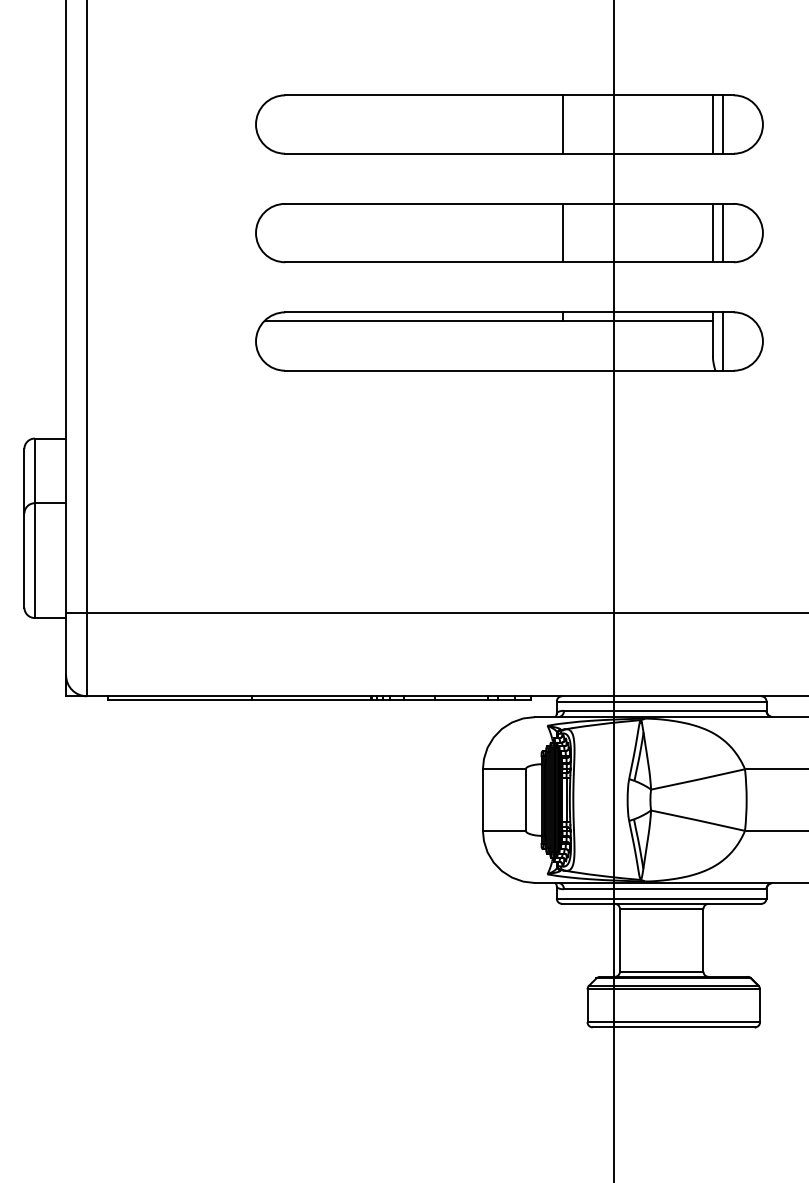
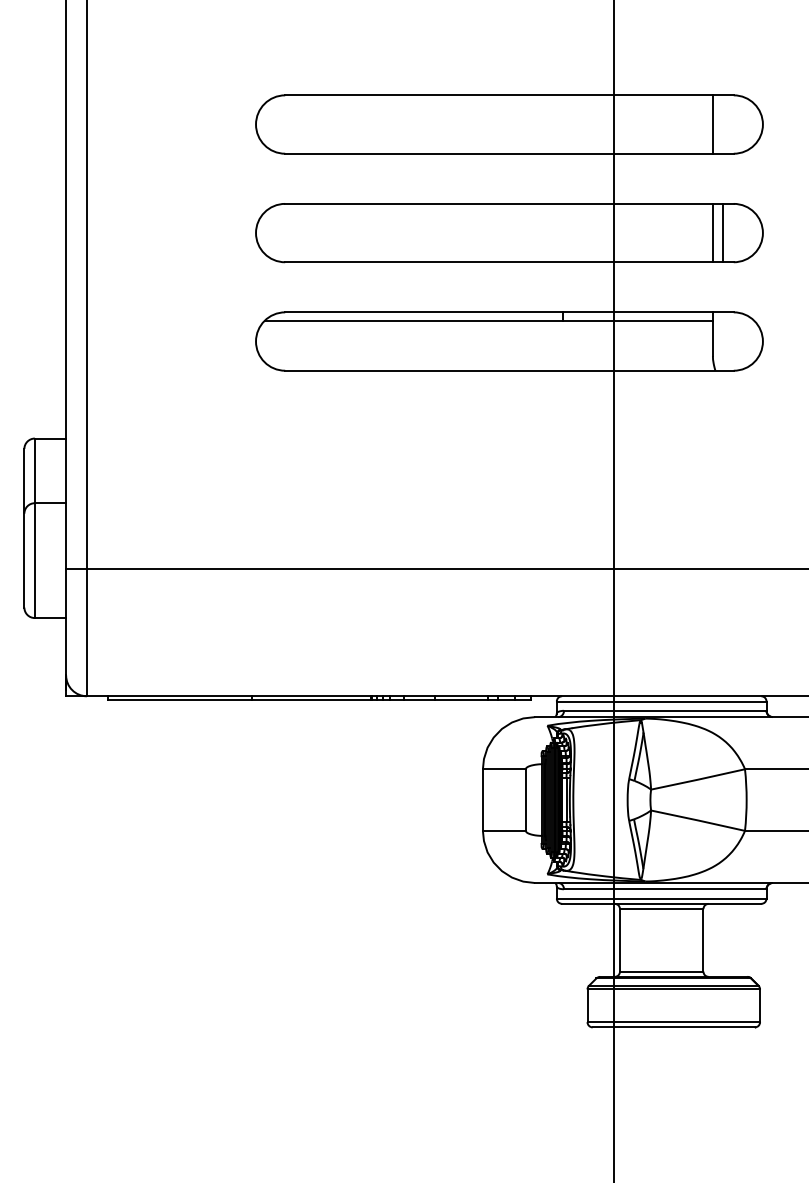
line: present -> none (562, 124)
line: present -> none (723, 124)
line: present -> none (562, 232)
line: present -> none (723, 341)
line position: (435, 612) -> (435, 568) (435, 568)
